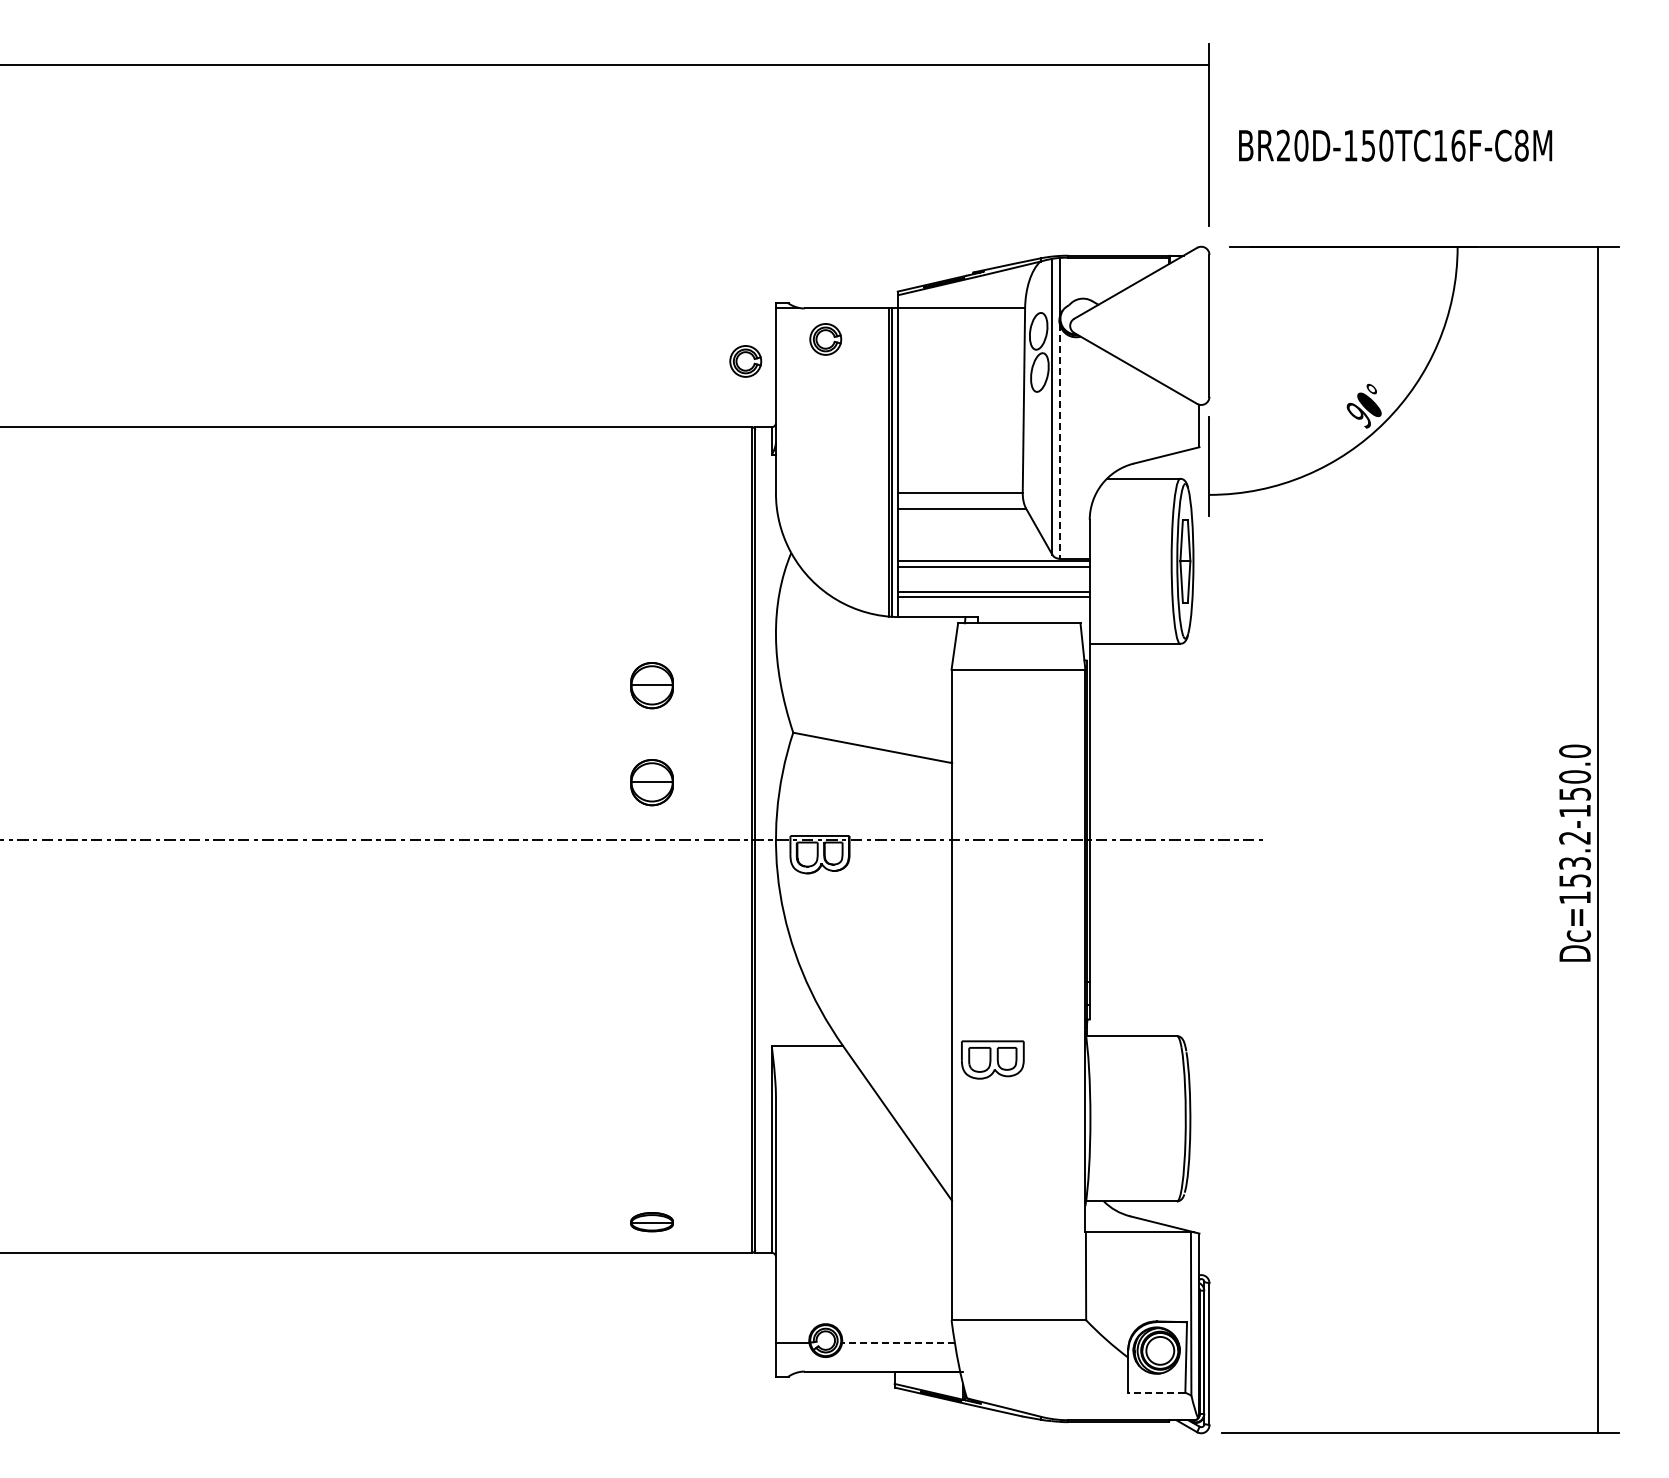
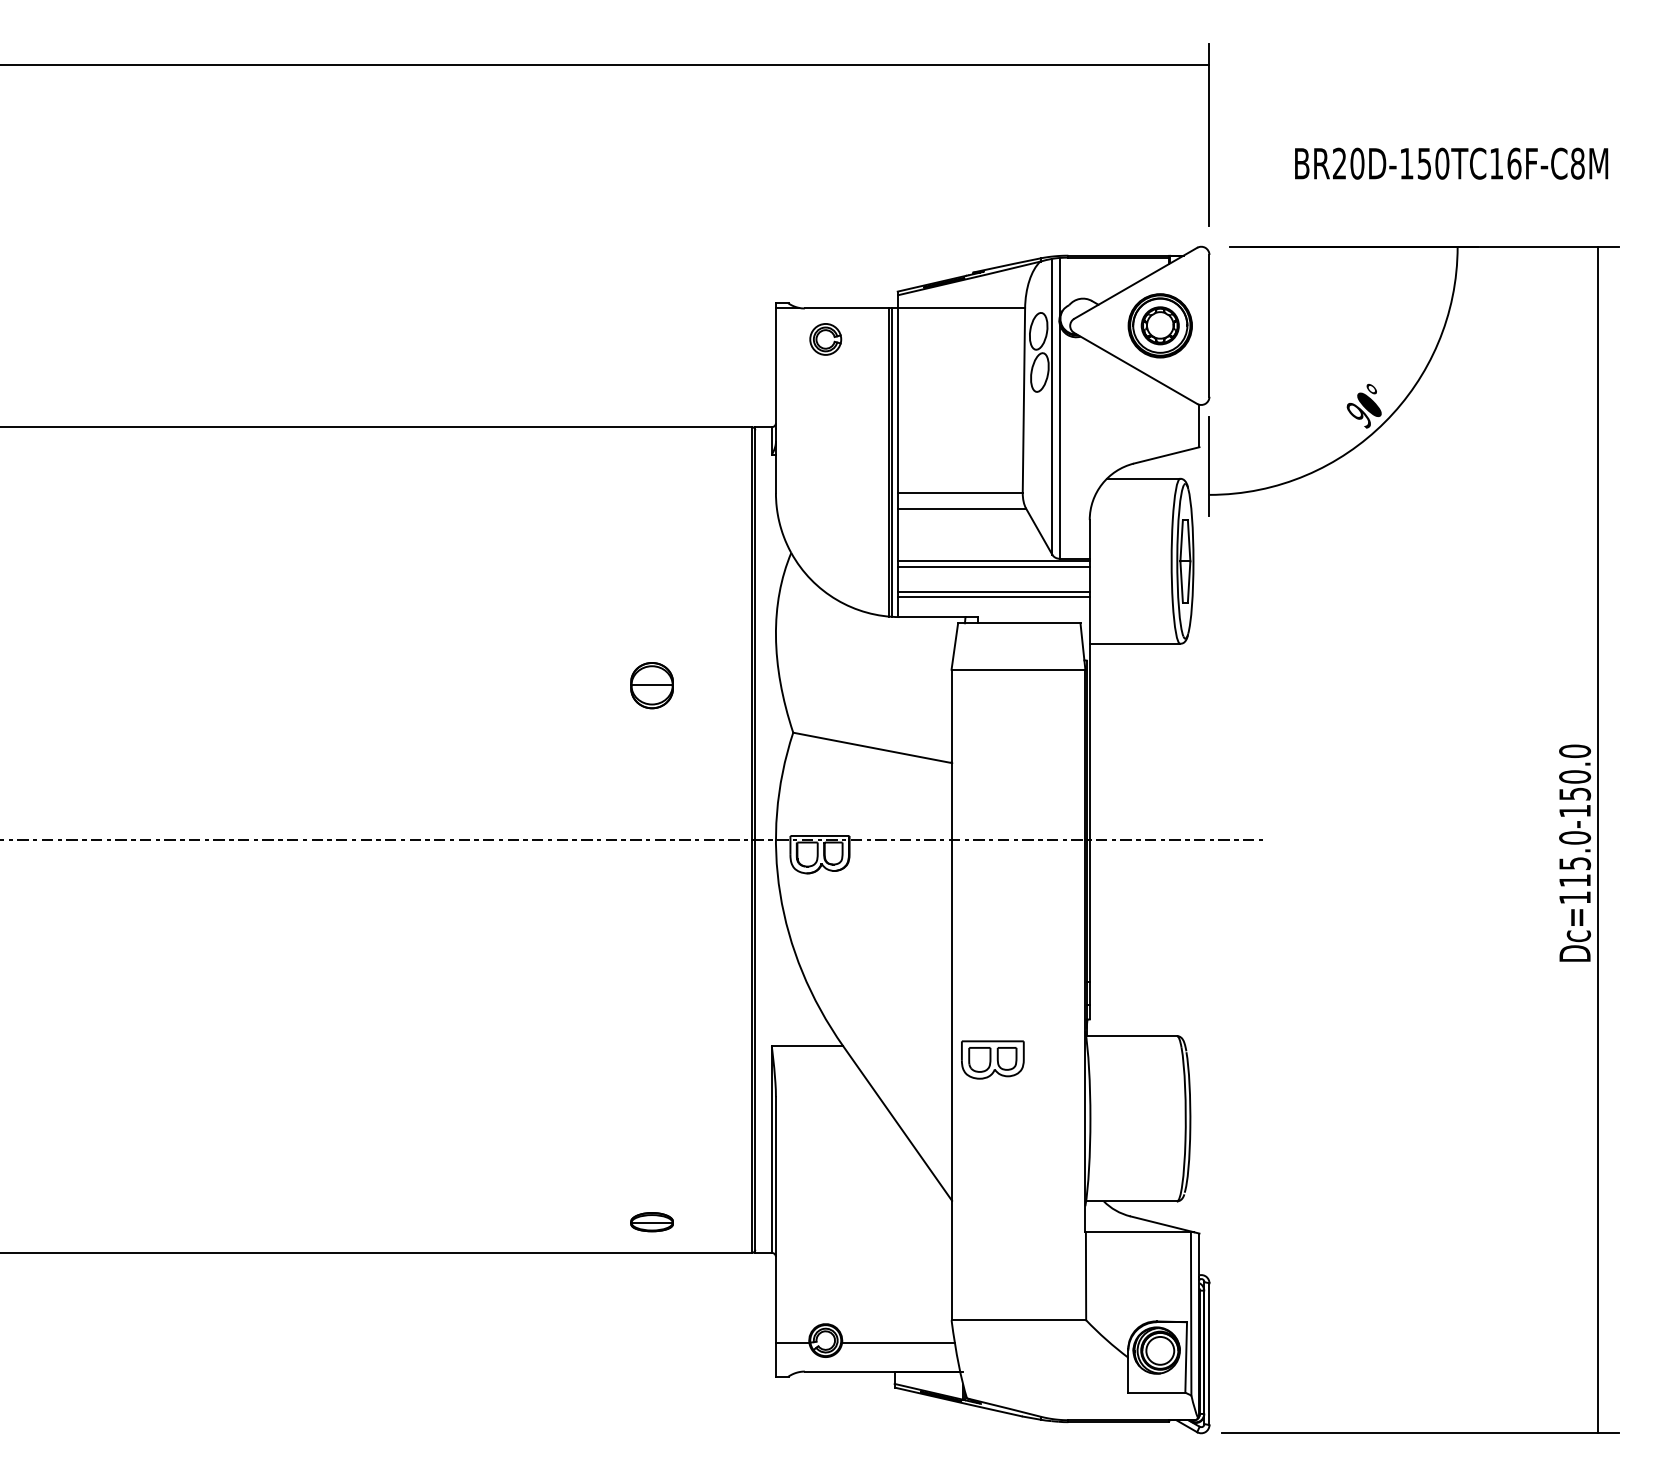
text position: (1395, 145) -> (1451, 163) (1451, 163)
part: none -> present (1159, 325)
part: present -> none (745, 361)
line: dashed -> solid (1059, 441)
part: present -> none (651, 782)
text: Dc=153.2-150.0 -> Dc=115.0-150.0 (1575, 859)
line: dashed -> solid (897, 1343)
line: dashed -> solid (1156, 1392)
